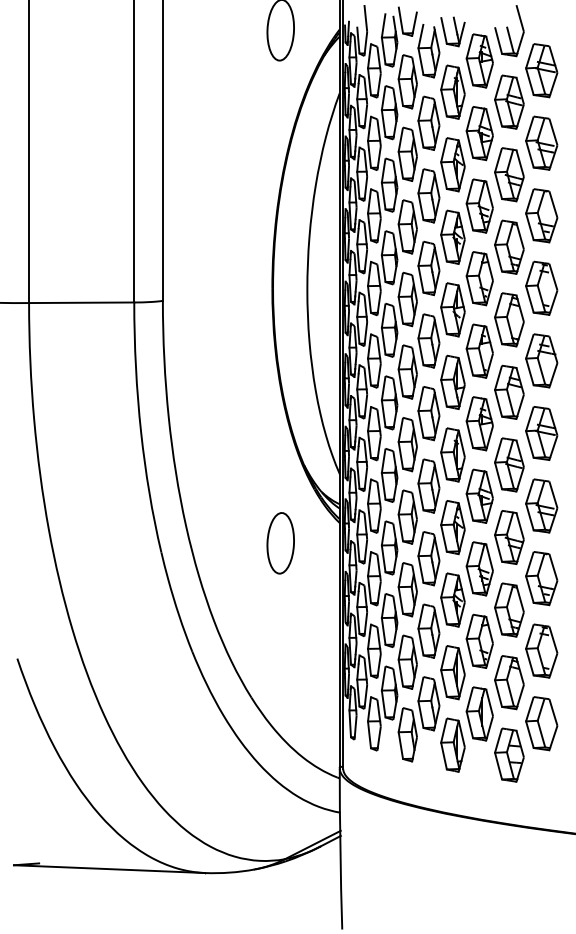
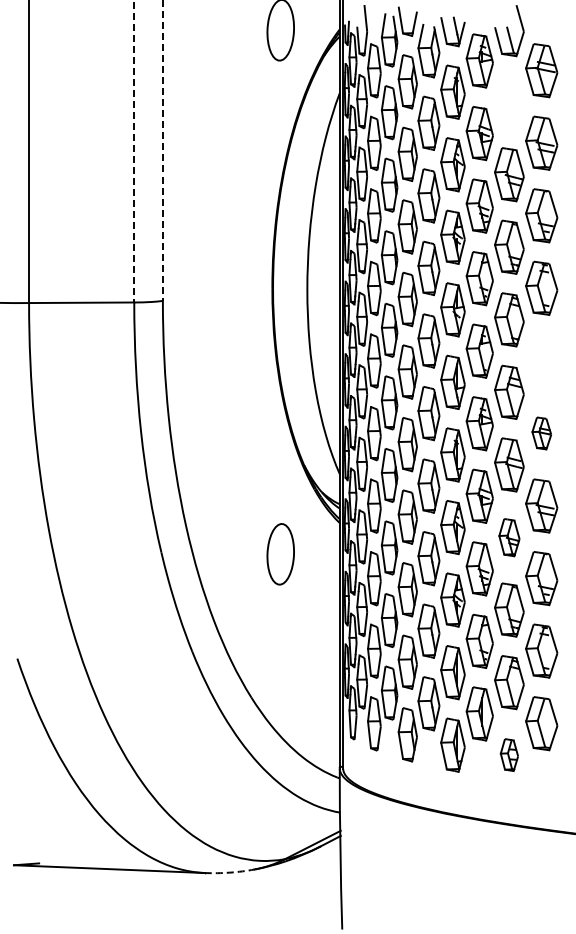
part: present -> none (509, 101)
line: solid -> dashed (162, 150)
line: solid -> dashed (134, 151)
part: present -> none (541, 360)
part size: 34x55 px -> 21x35 px (541, 433)
part size: 31x56 px -> 23x40 px (509, 537)
part position: (280, 543) -> (280, 554) (280, 554)
part size: 31x56 px -> 20x34 px (508, 754)
arc: solid -> dashed (229, 872)
